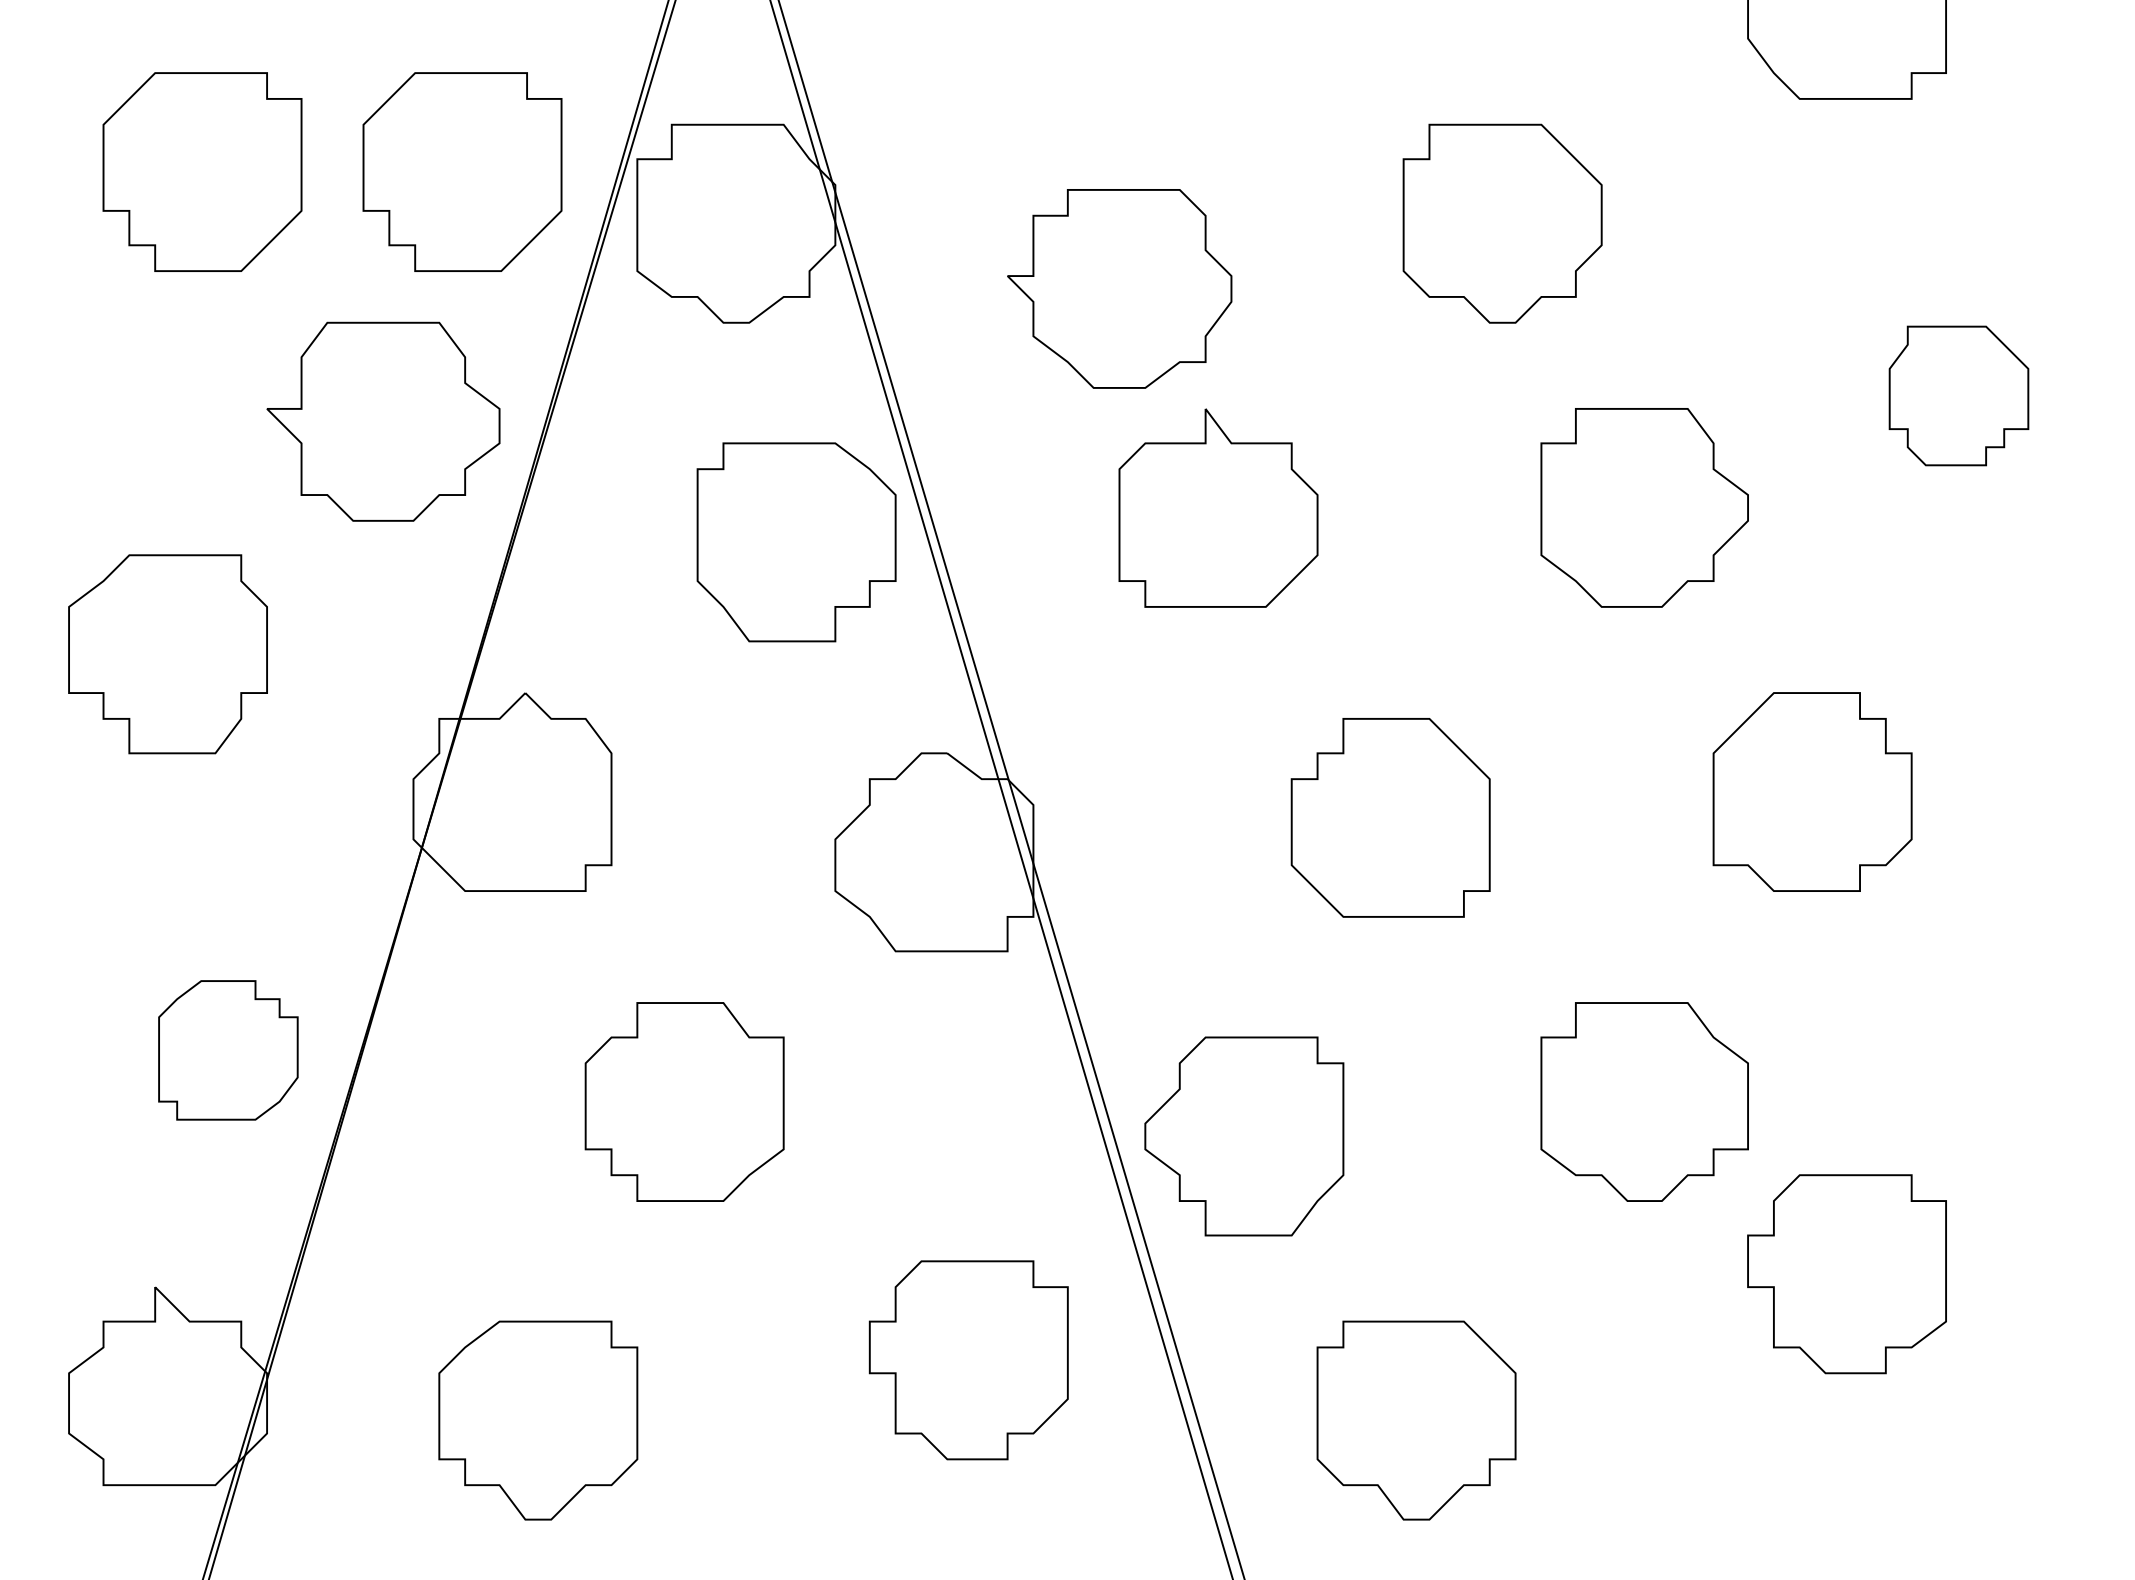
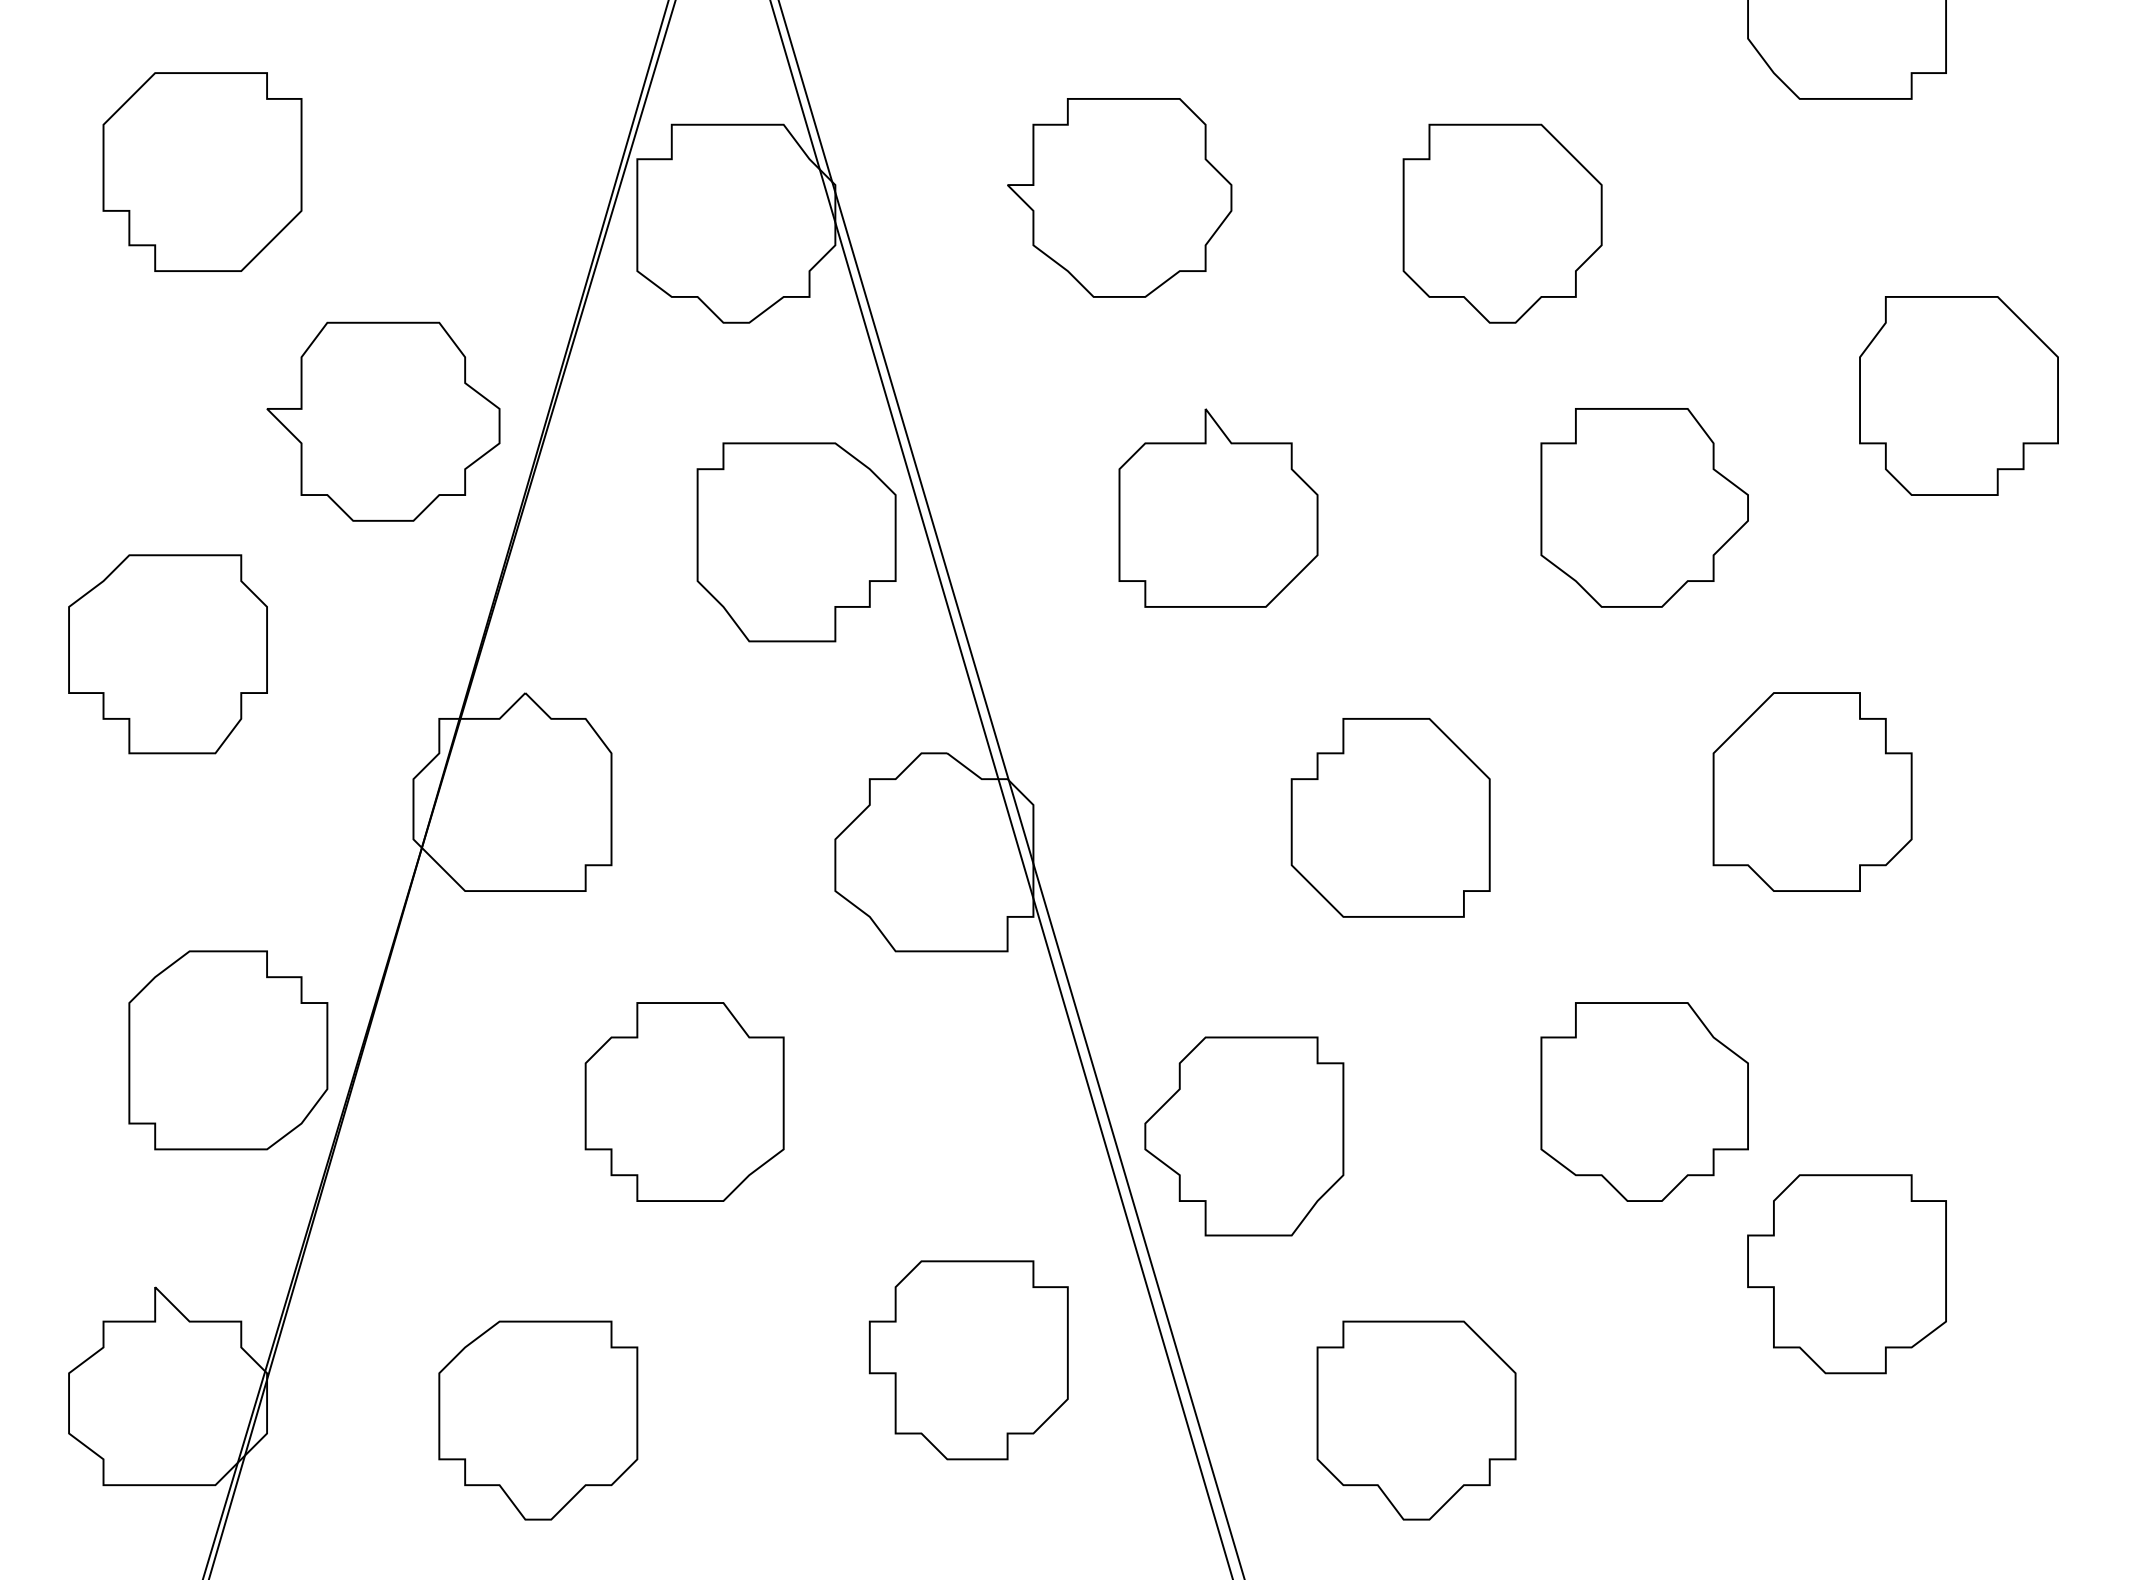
part: present -> none (462, 171)
part position: (1119, 288) -> (1119, 197) (1119, 197)
part size: 142x142 px -> 200x200 px (1958, 395)
part size: 141x141 px -> 201x201 px (228, 1050)
